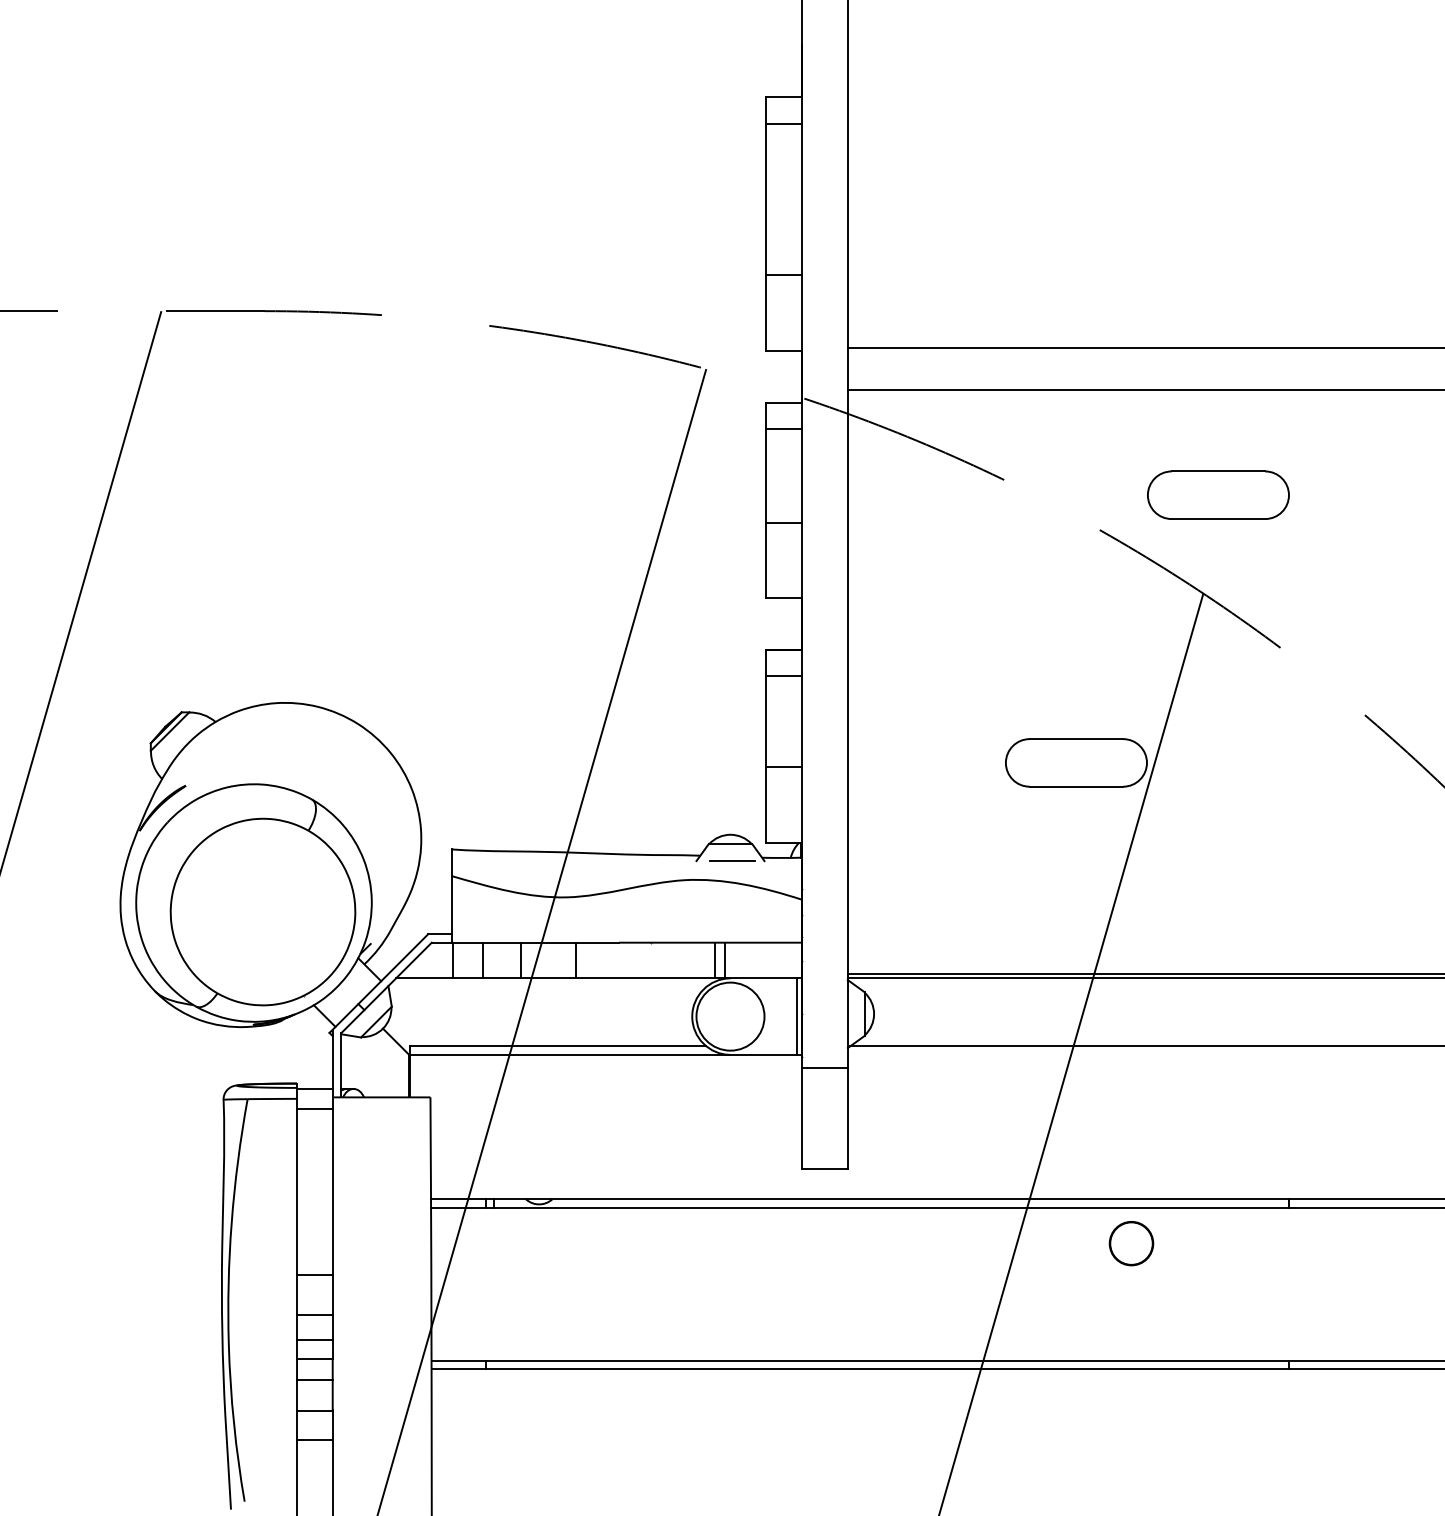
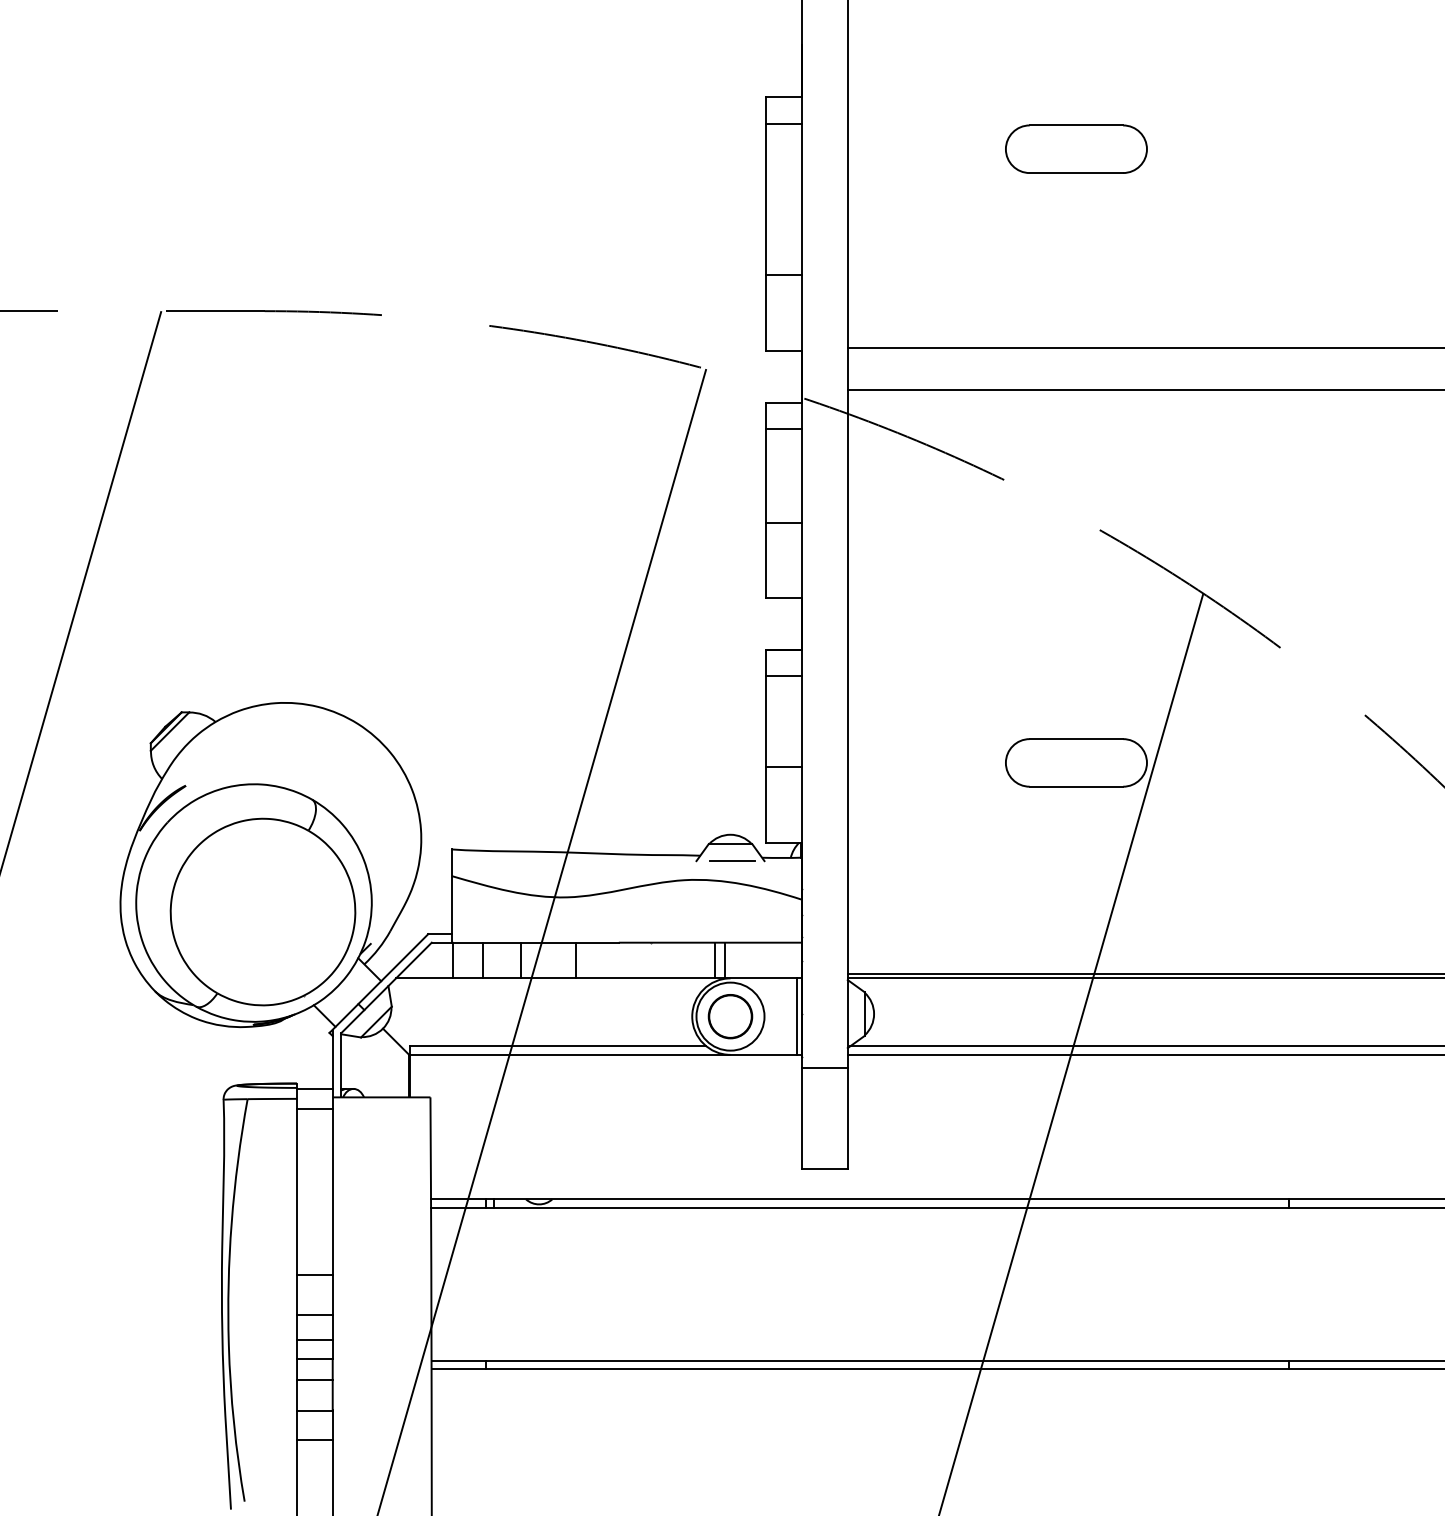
part position: (1218, 494) -> (1076, 148) (1076, 148)
line: none -> present (1144, 1054)
part position: (1131, 1243) -> (730, 1016) (730, 1016)
